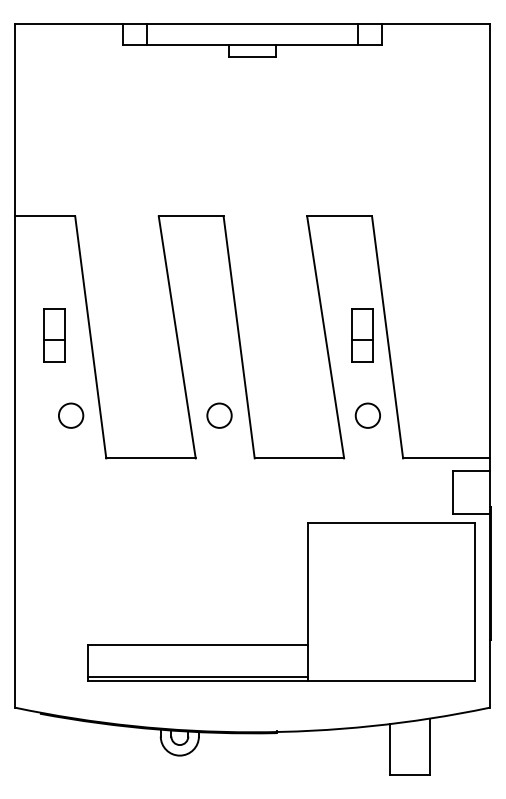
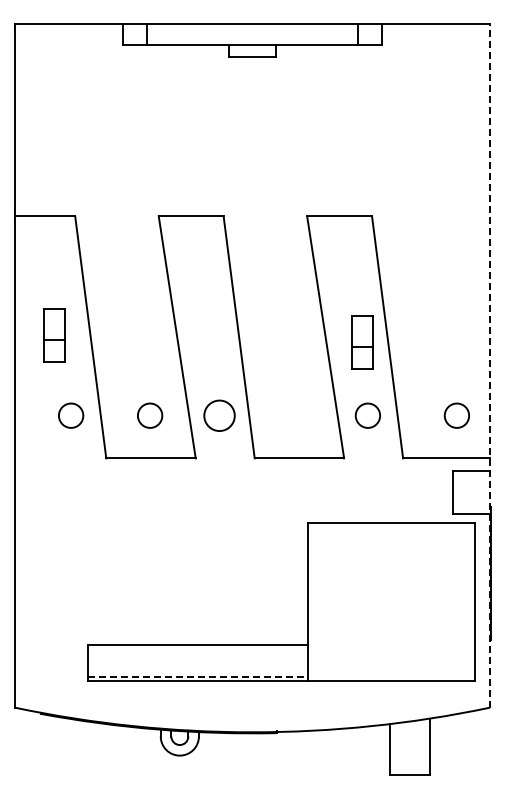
part position: (362, 335) -> (362, 342) (362, 342)
line: solid -> dashed (489, 365)
circle: none -> present (150, 415)
circle size: 27x27 px -> 33x33 px (219, 415)
circle: none -> present (456, 415)
line: solid -> dashed (198, 676)
